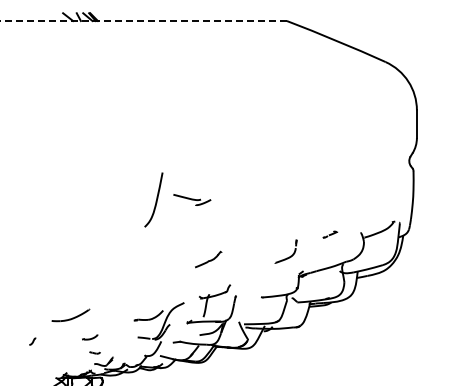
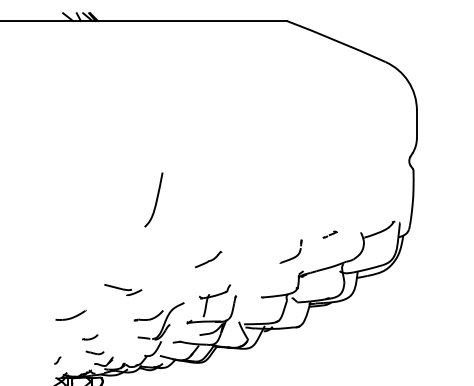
line: dashed -> solid (143, 21)
part position: (192, 199) -> (123, 289) (123, 289)
part position: (286, 257) -> (291, 257) (291, 257)
part size: 40x15 px -> 32x12 px (70, 314)
curve position: (32, 341) -> (57, 360) (57, 360)
part size: 12x4 px -> 20x6 px (94, 352)
